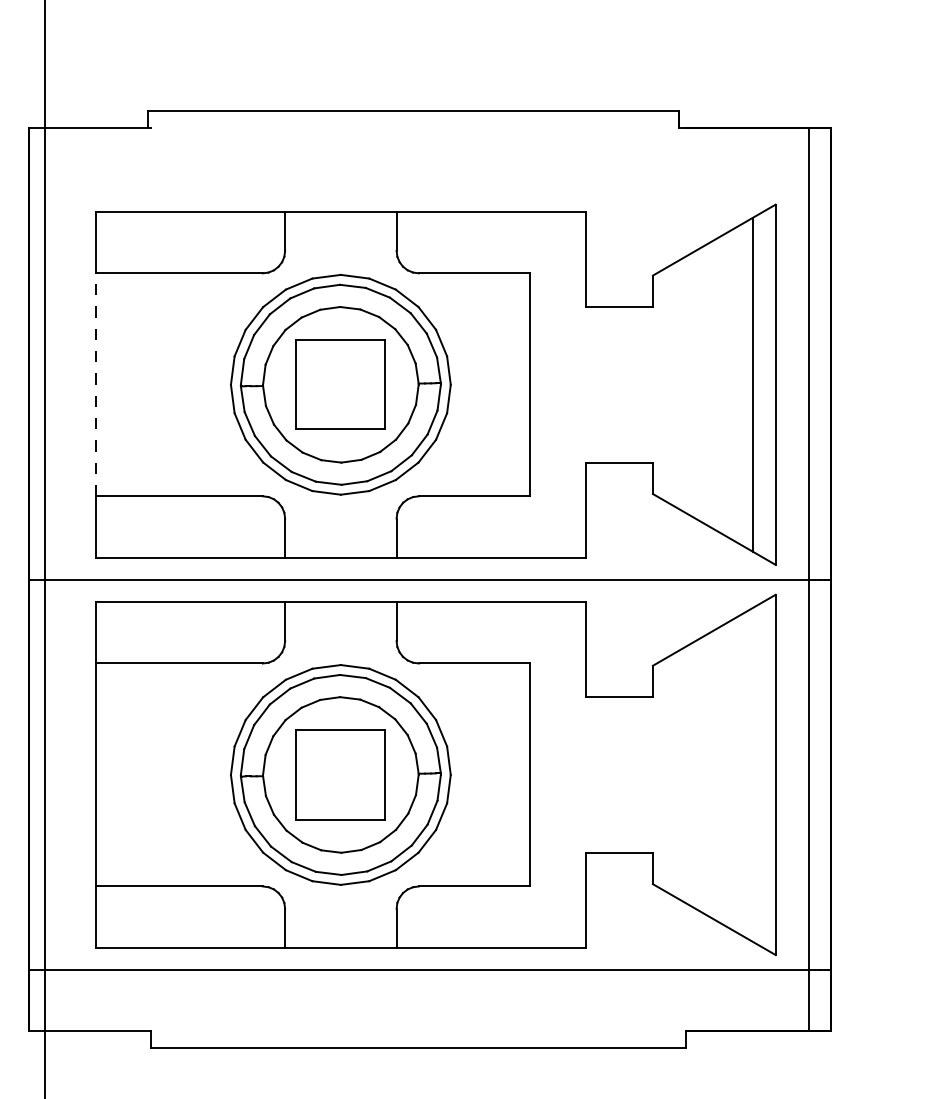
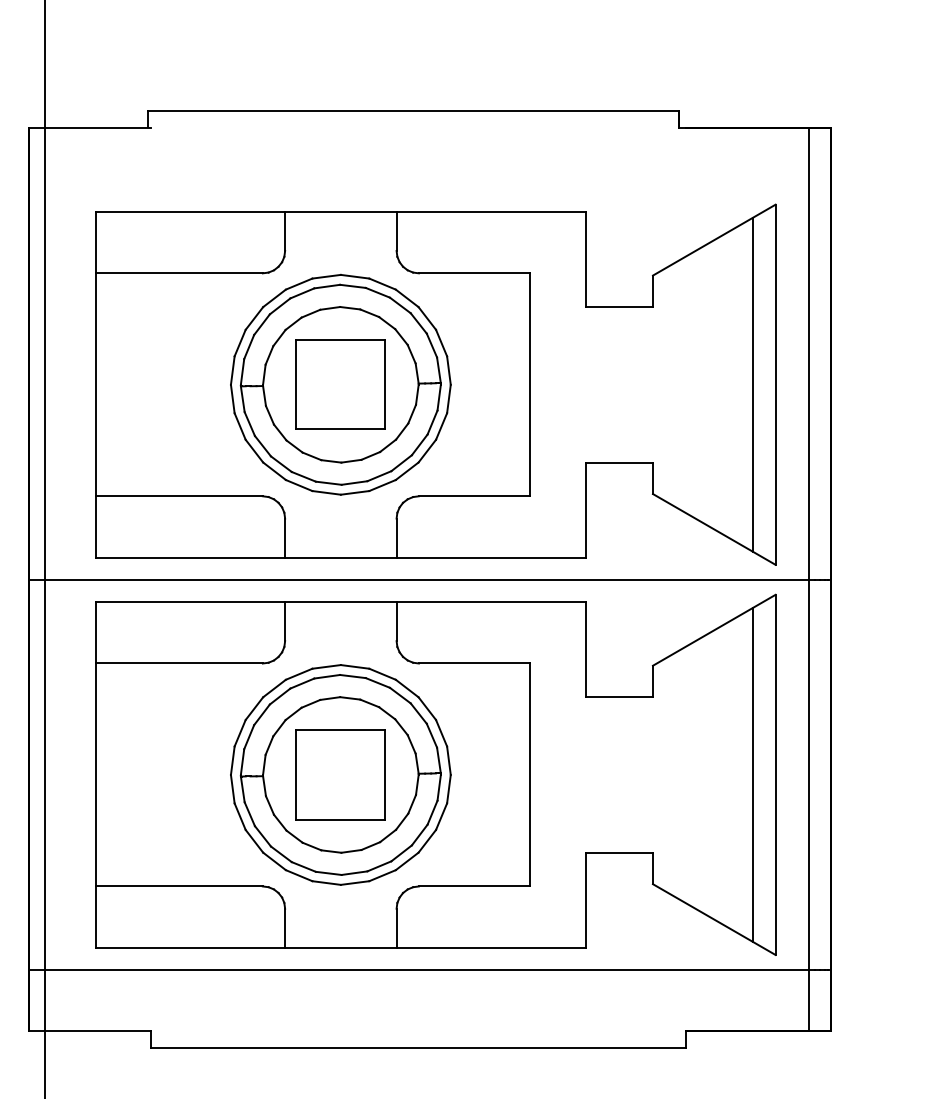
line: dashed -> solid (95, 384)
line: none -> present (753, 774)
